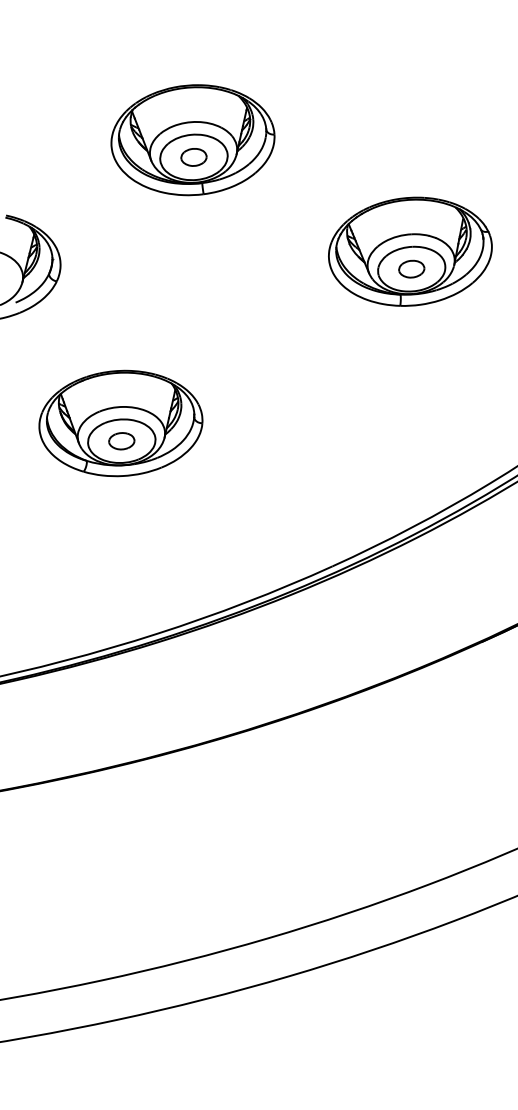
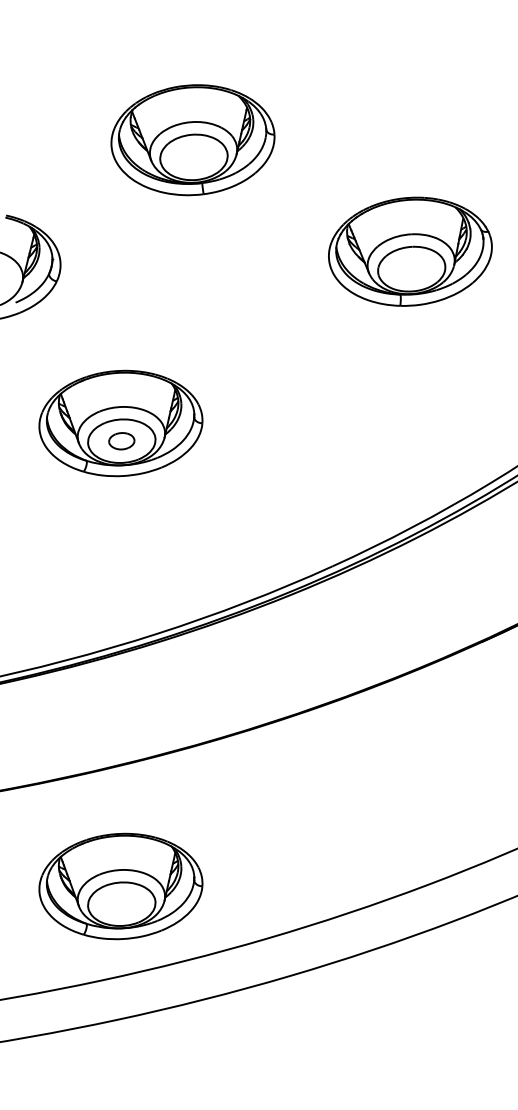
part: present -> none (193, 157)
part: present -> none (411, 268)
part: none -> present (120, 886)
